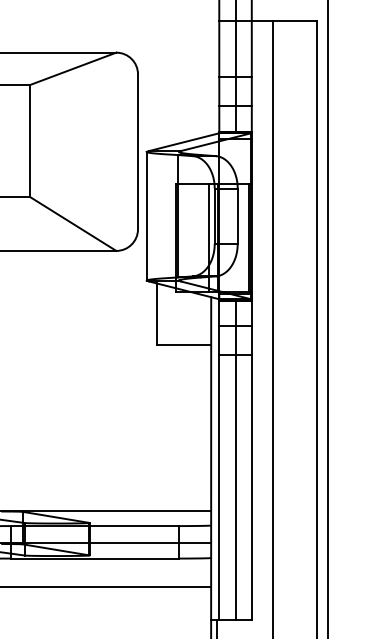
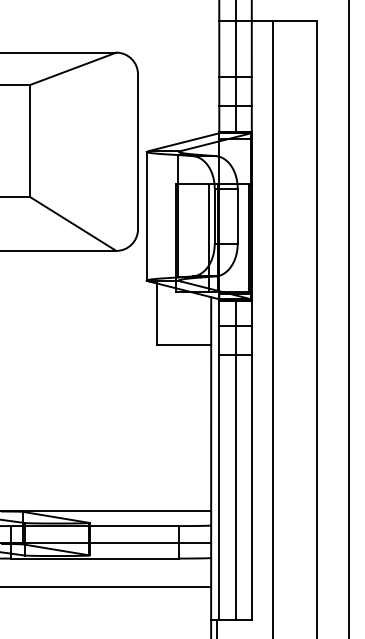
line position: (327, 318) -> (348, 318) (348, 318)
